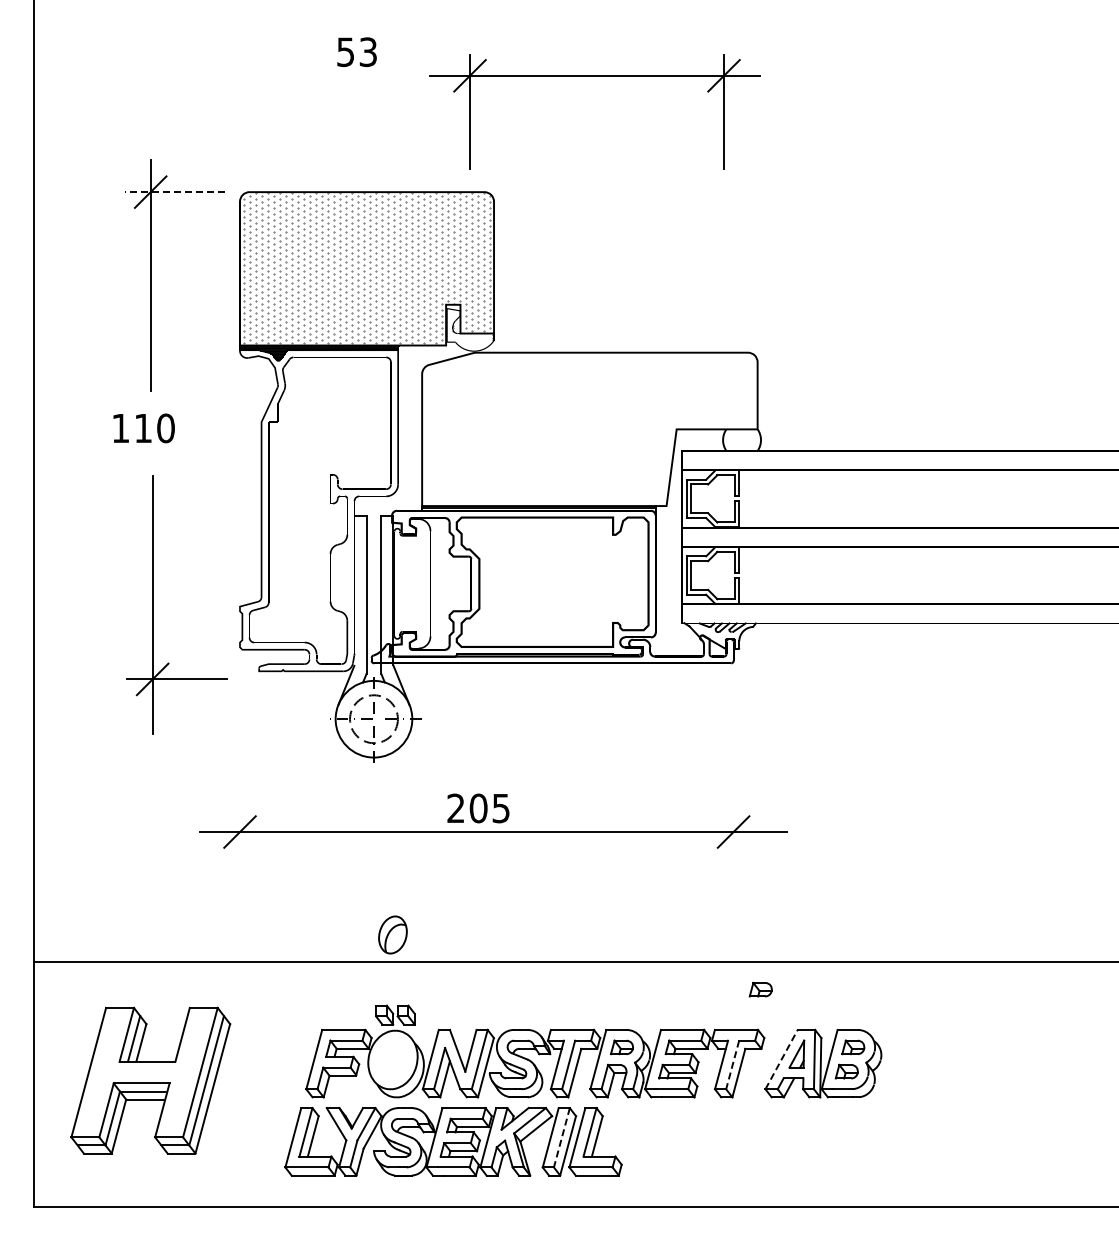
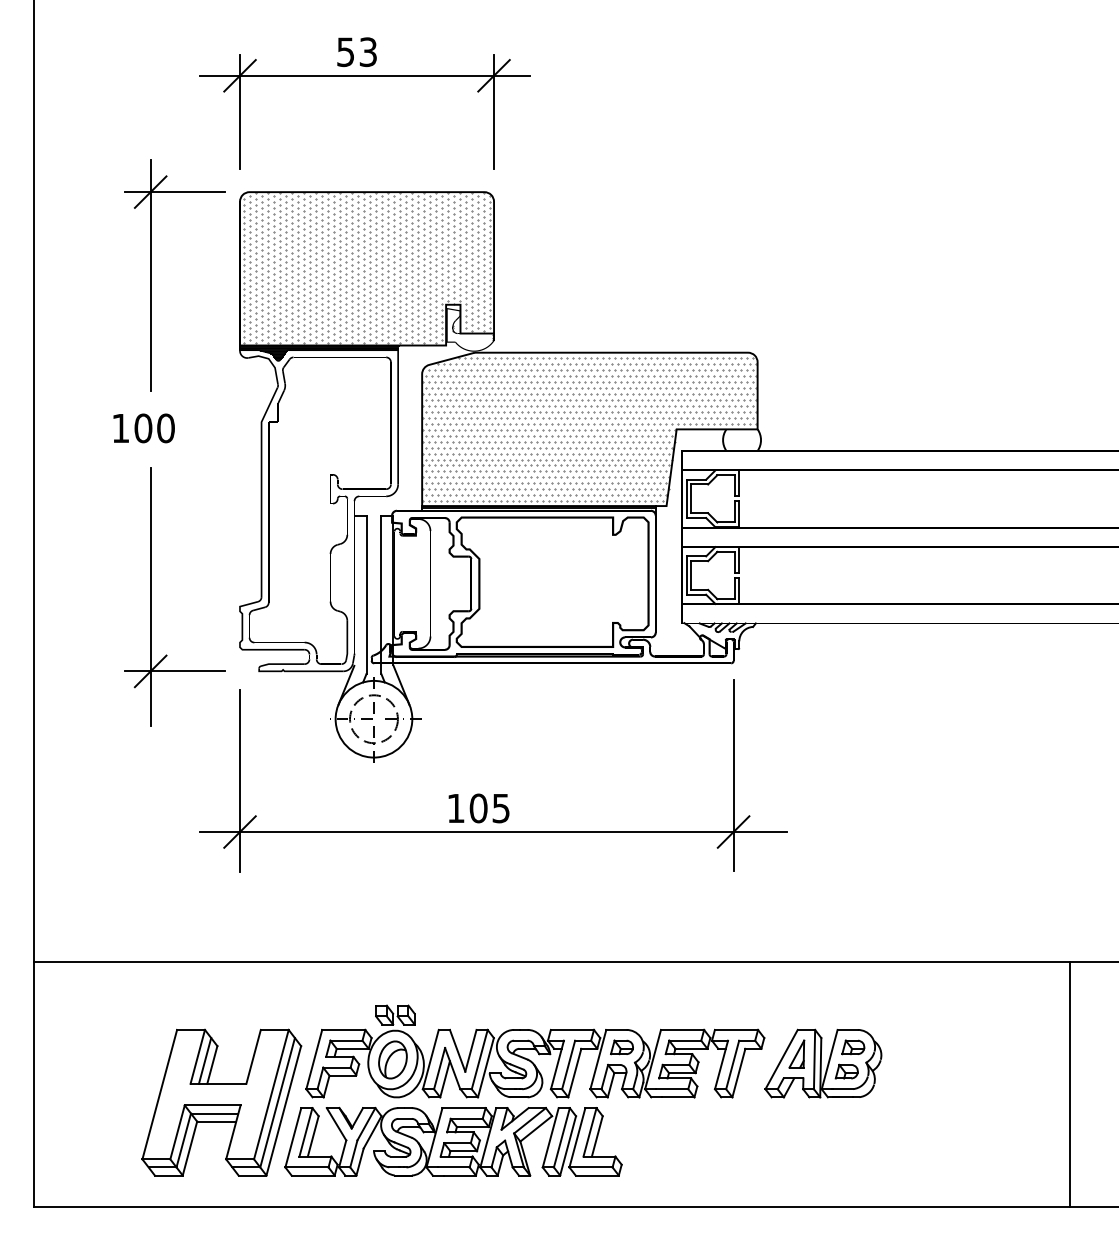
part position: (594, 76) -> (364, 76) (364, 76)
line: dashed -> solid (175, 192)
text: 110 -> 100 (143, 428)
hatch: none -> present (589, 429)
part position: (153, 604) -> (151, 596) (151, 596)
line: none -> present (733, 775)
line: none -> present (240, 780)
text: 205 -> 105 (455, 807)
part position: (392, 934) -> (392, 1059) (392, 1059)
part: present -> none (760, 989)
line: dashed -> solid (781, 1059)
line: dashed -> solid (732, 1065)
part position: (150, 1080) -> (221, 1102) (221, 1102)
line: none -> present (1069, 1084)
line: dashed -> solid (561, 1137)
